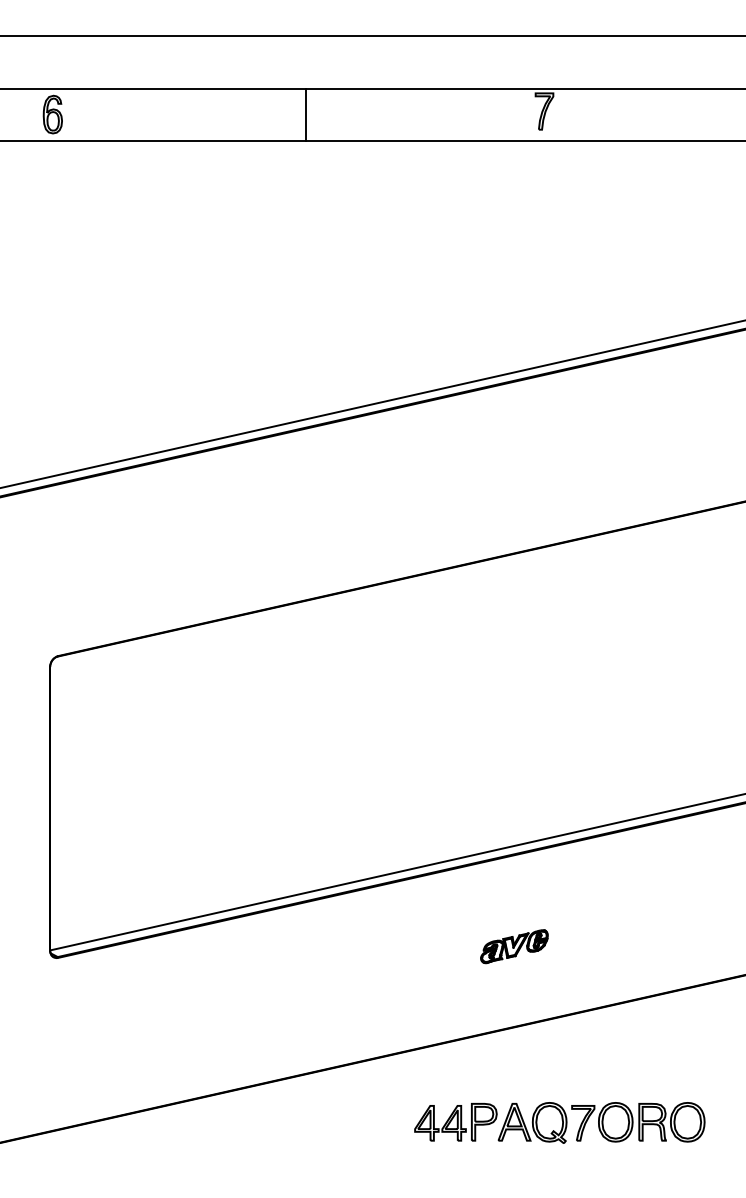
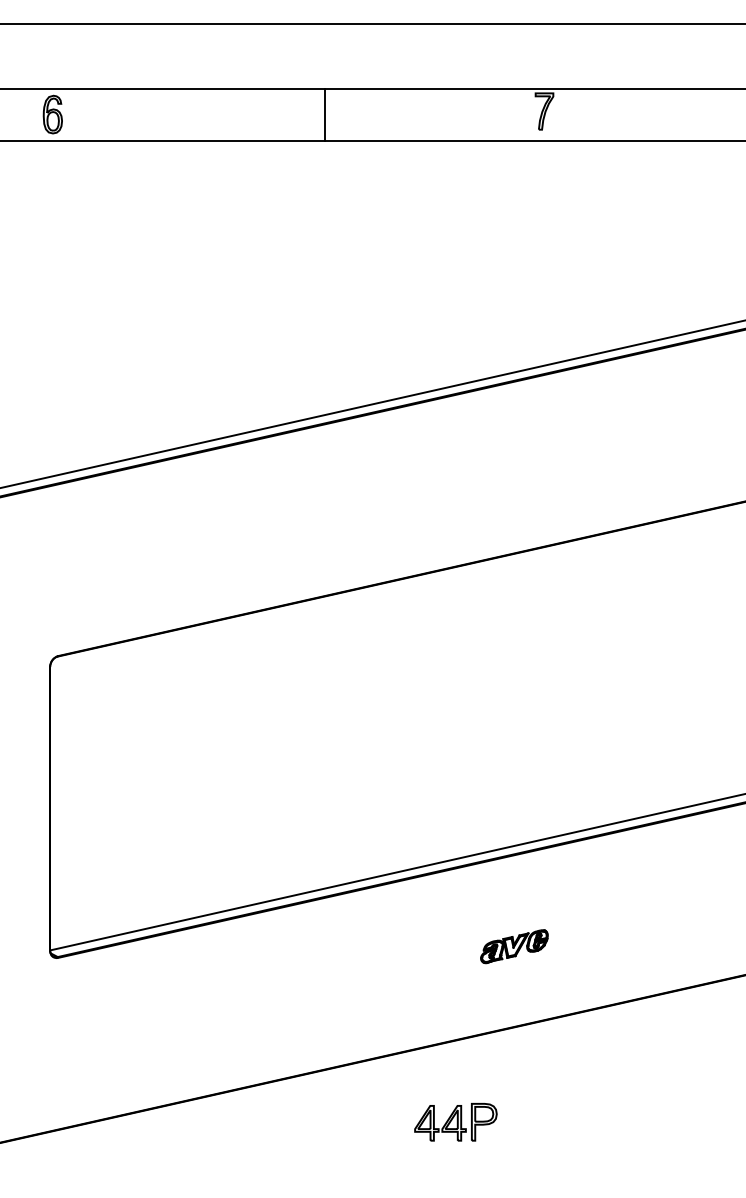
line position: (372, 35) -> (372, 23) (372, 23)
line position: (306, 114) -> (325, 114) (325, 114)
part: present -> none (601, 1122)
